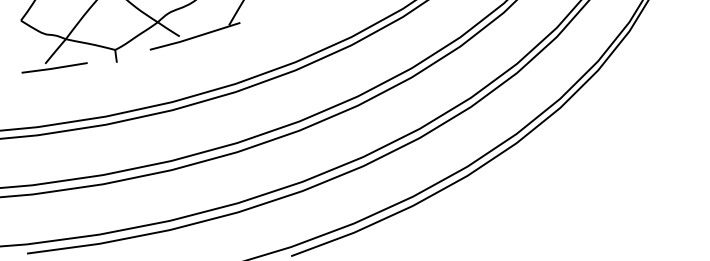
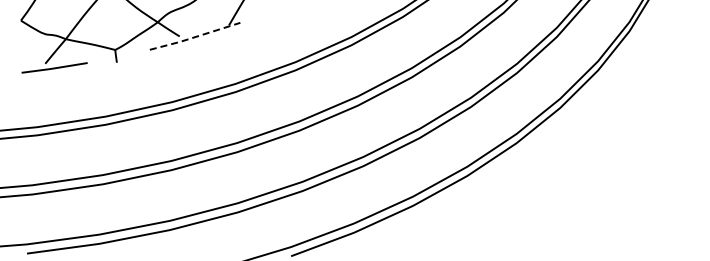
line: solid -> dashed (195, 37)
